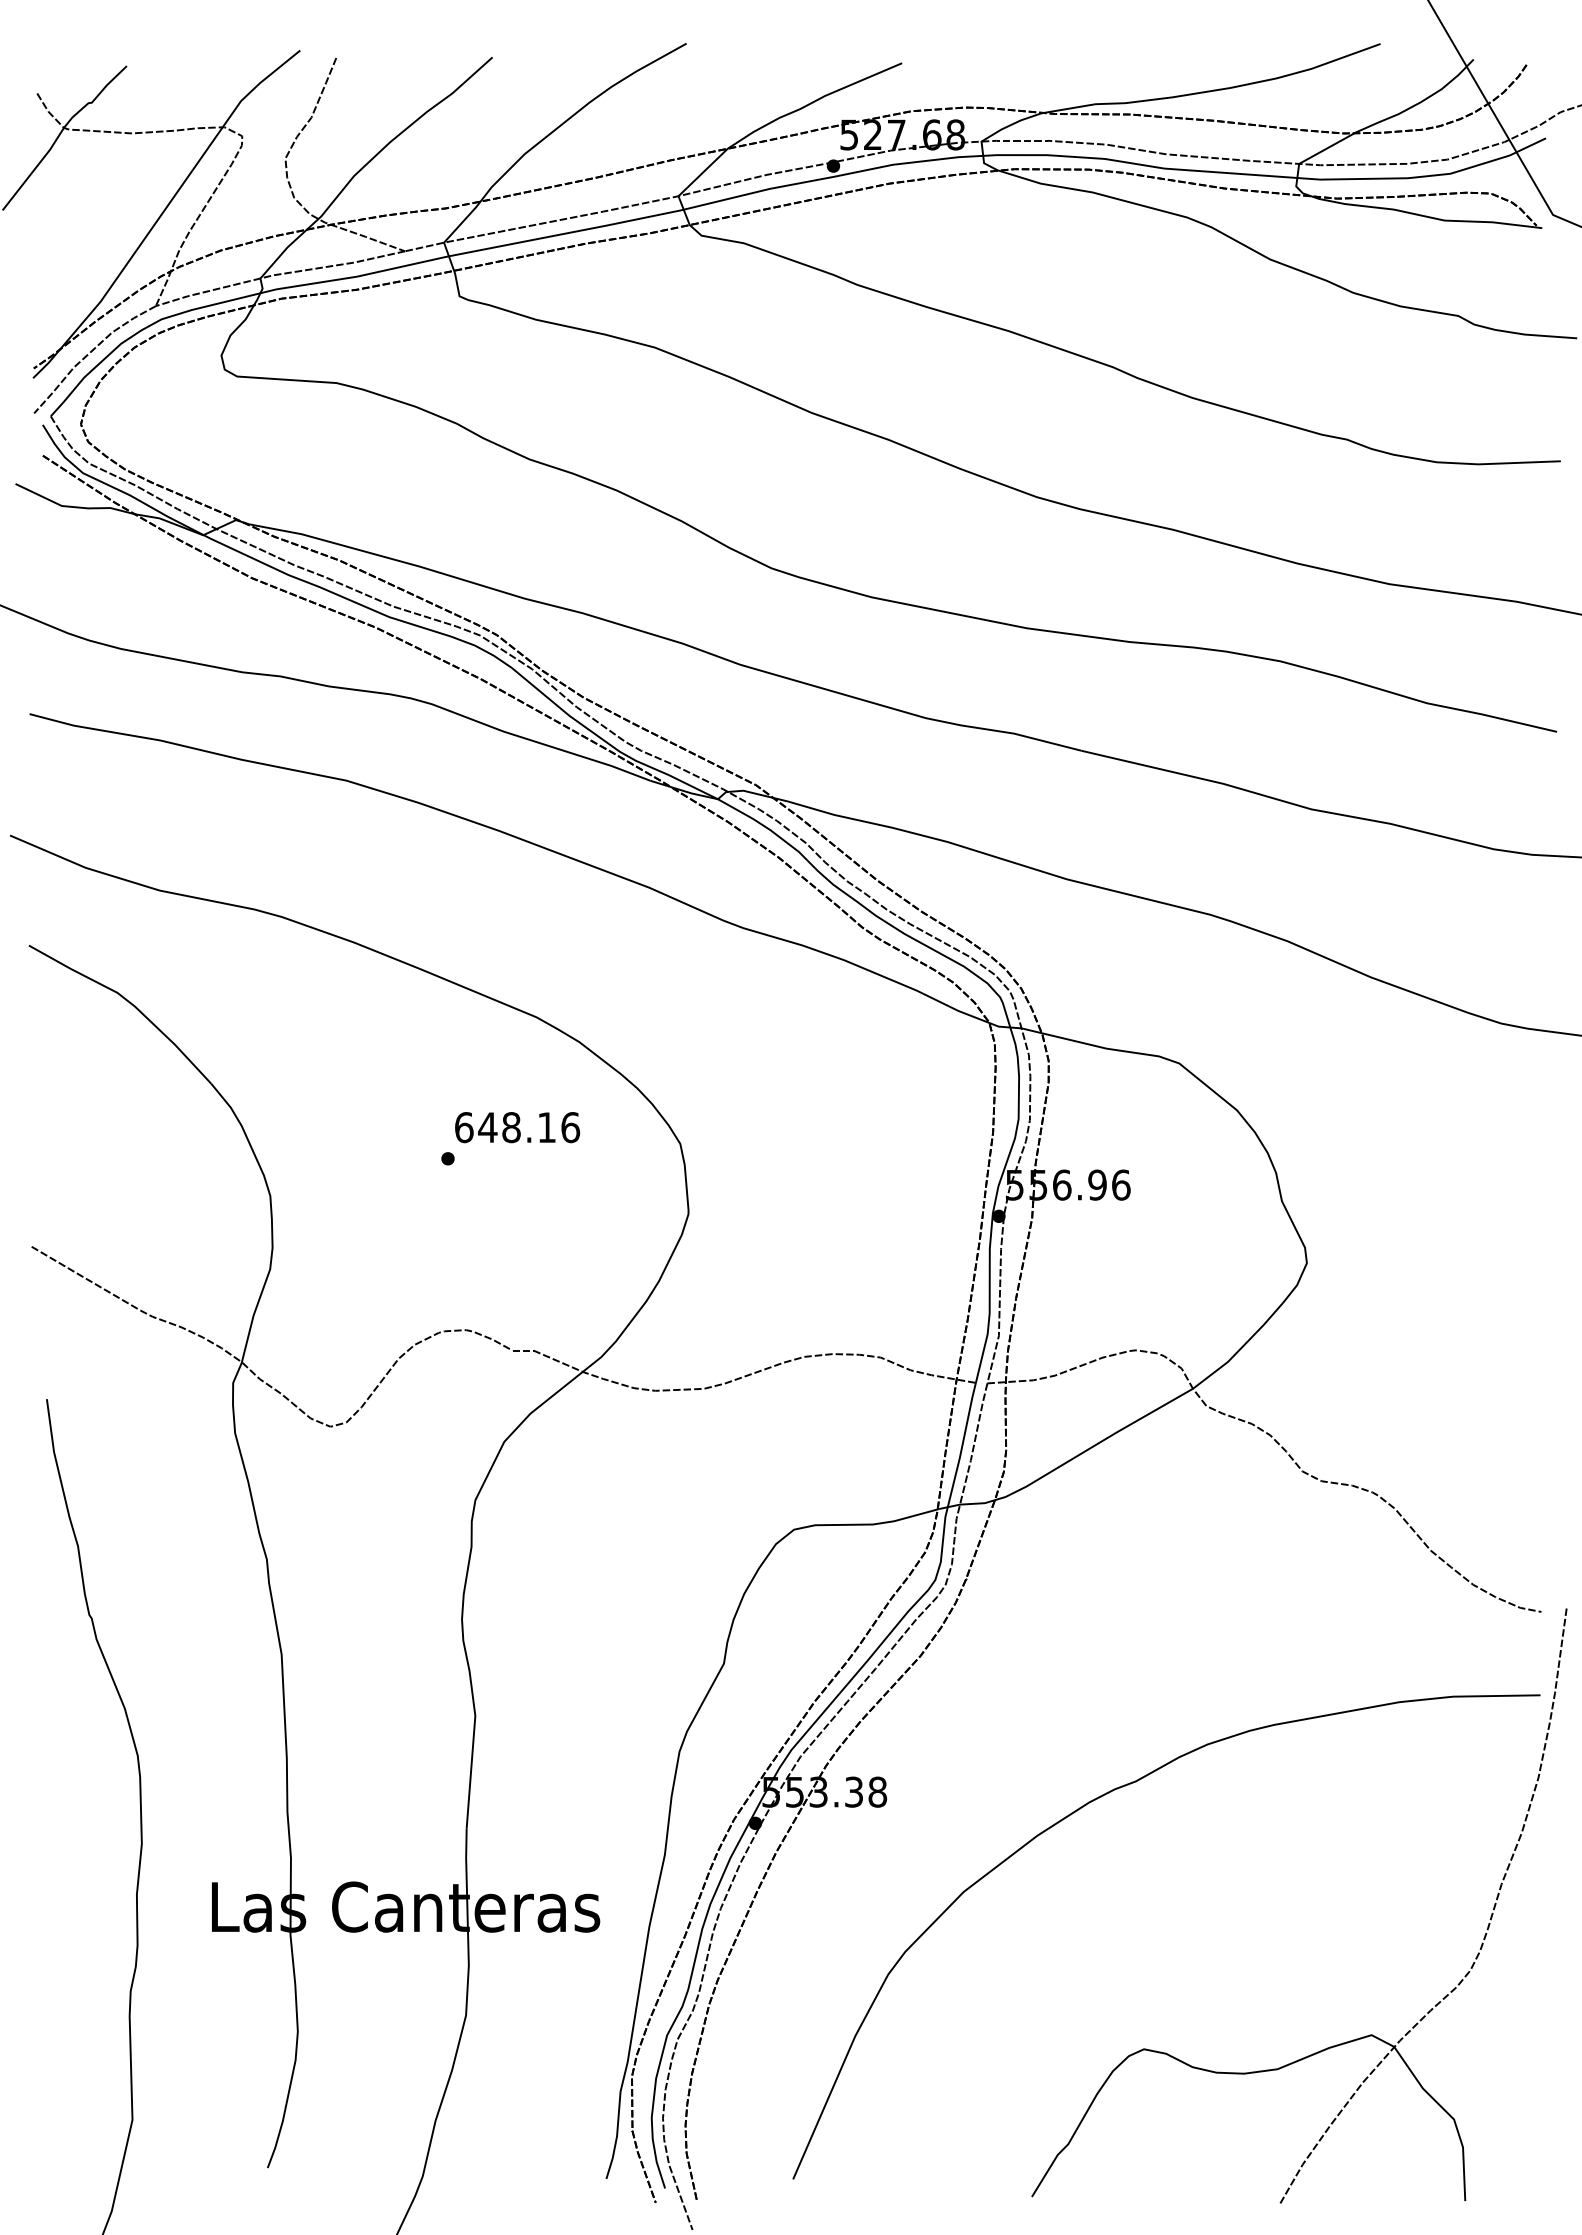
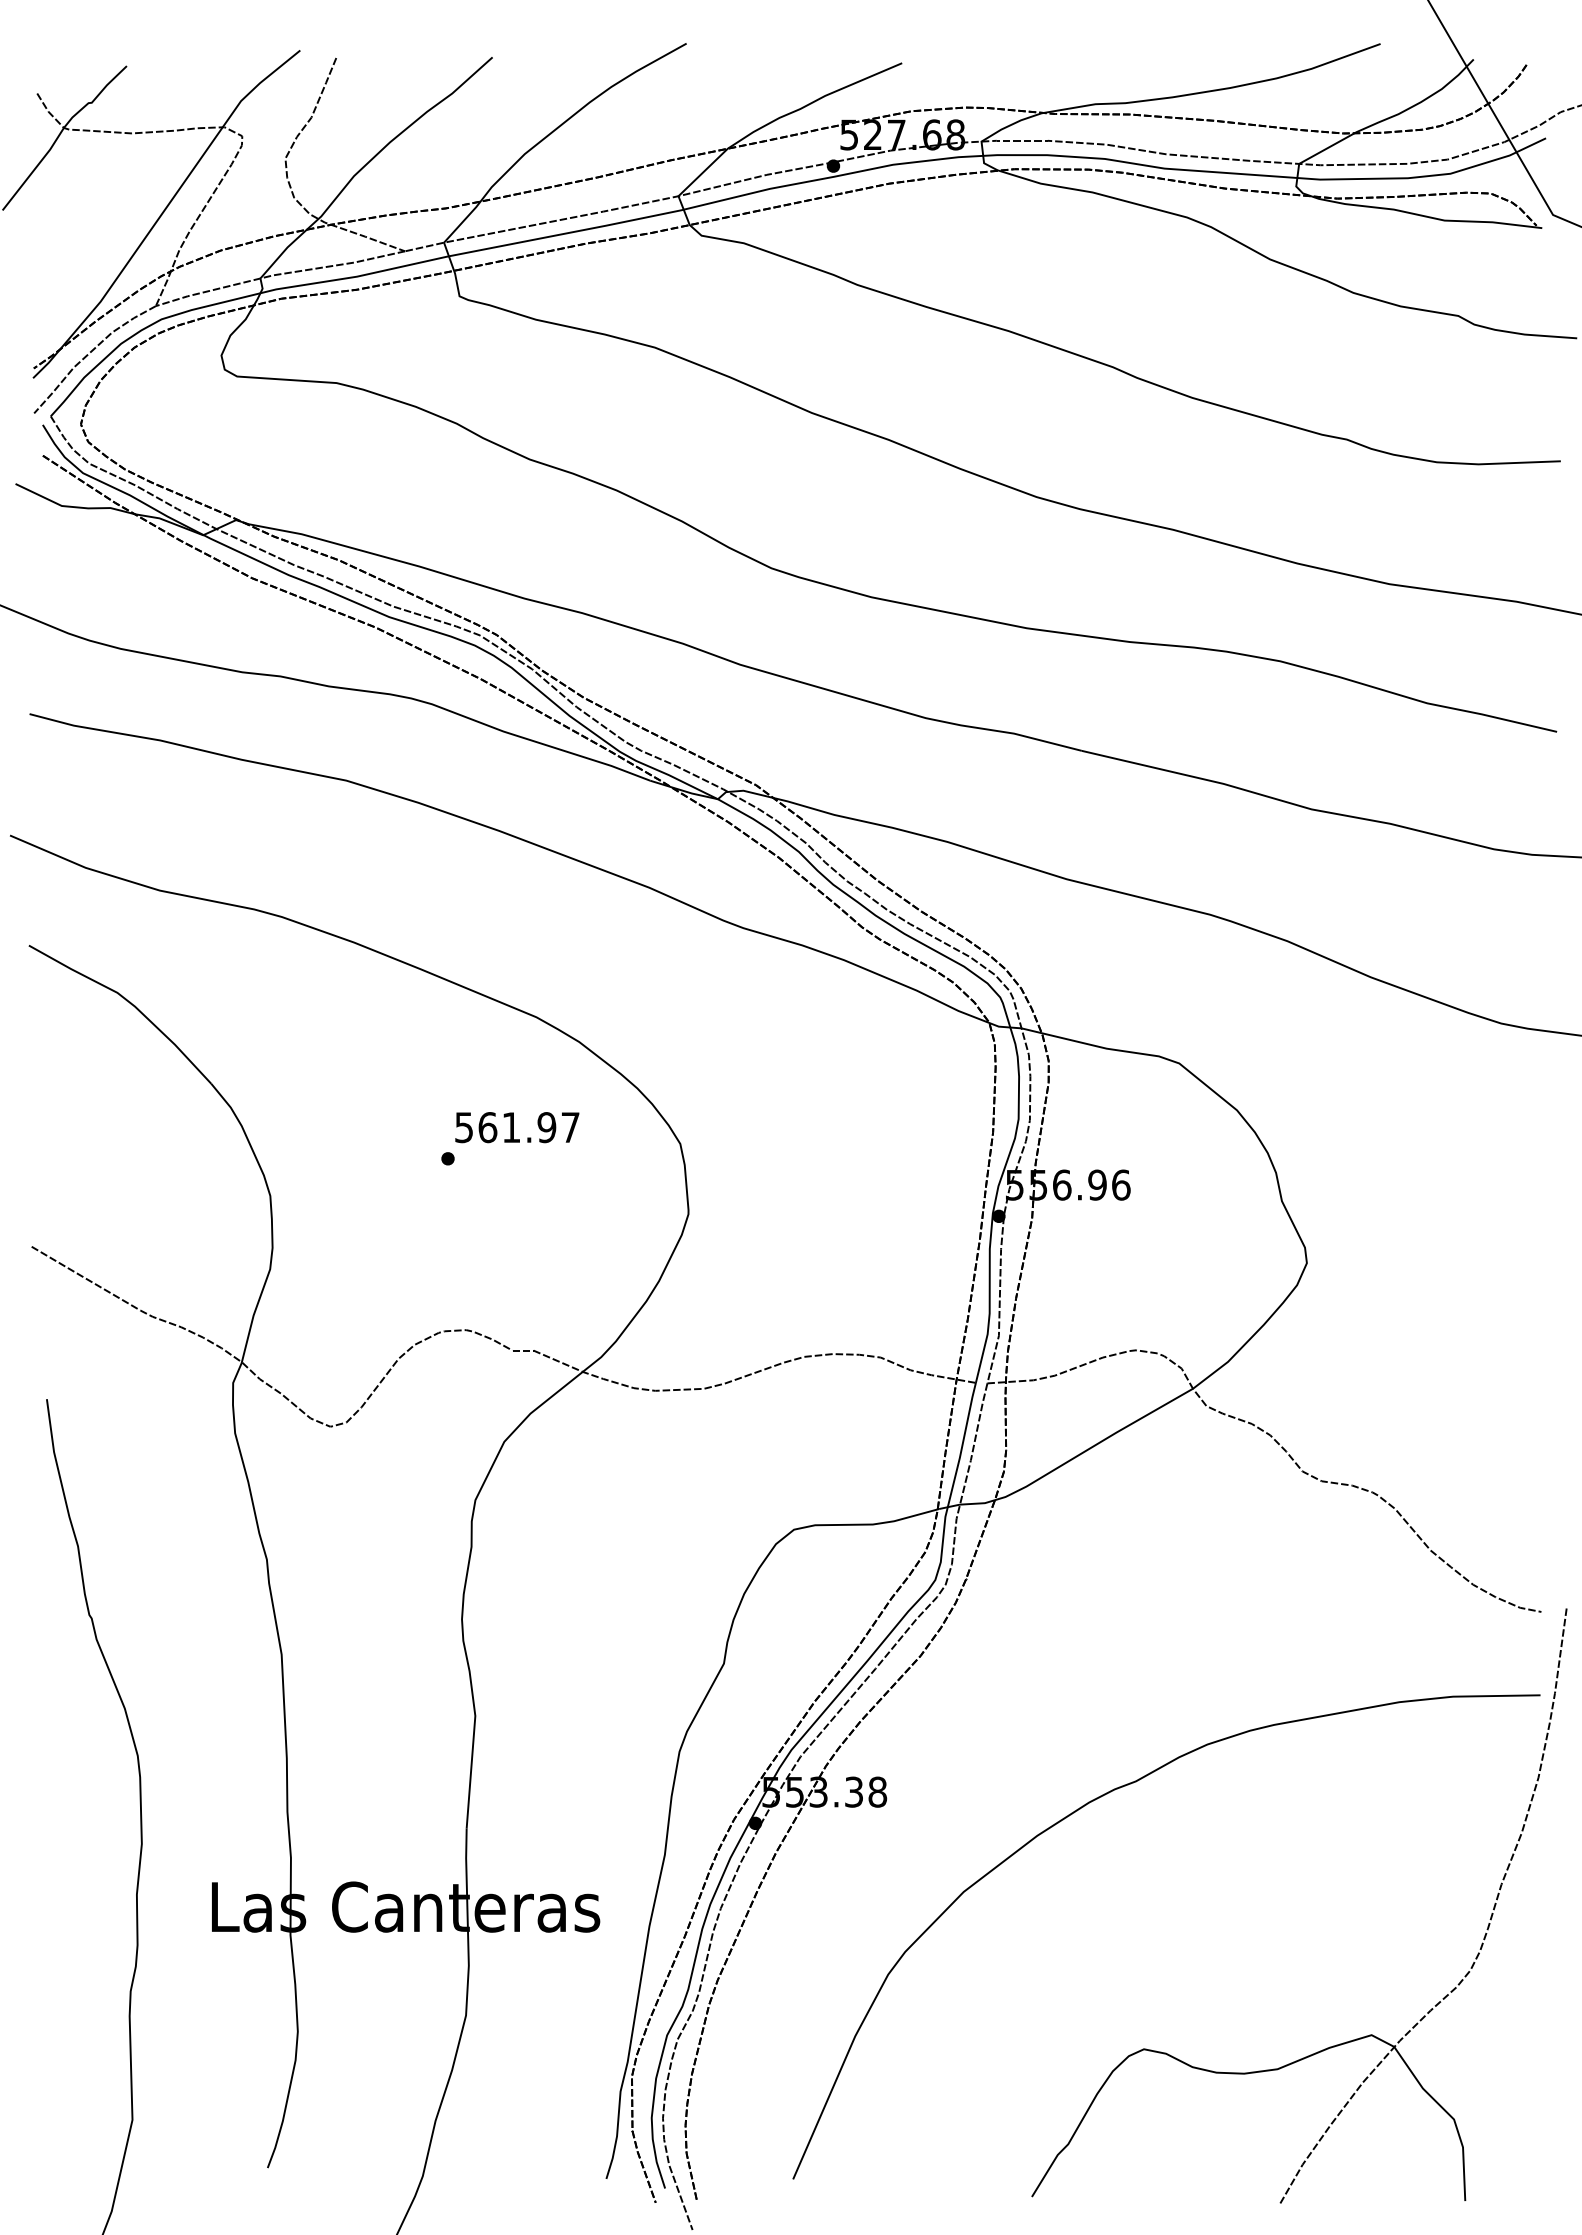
text: 648.16 -> 561.97 (517, 1127)
